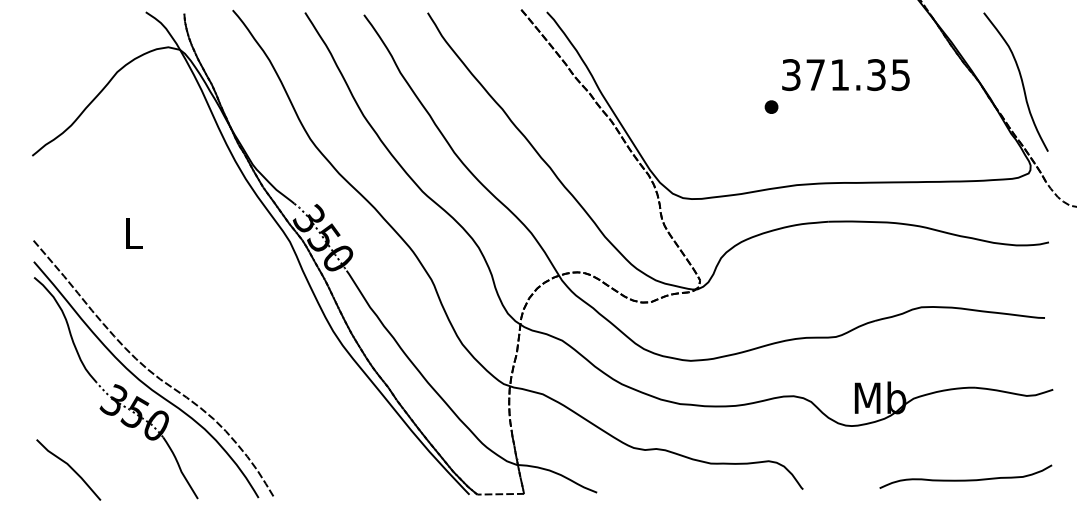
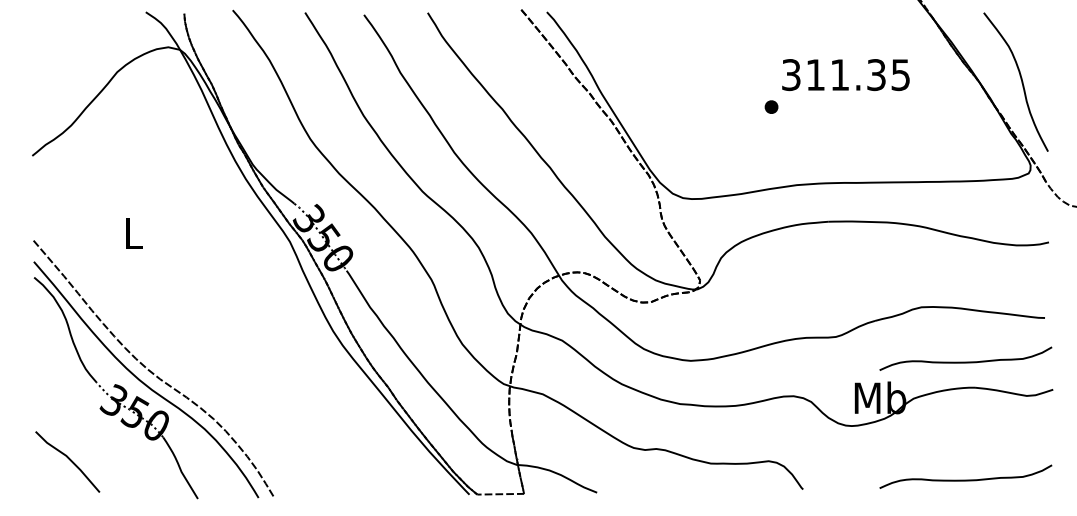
text: 371.35 -> 311.35 (815, 74)
curve: none -> present (965, 361)
curve position: (69, 467) -> (68, 459) (68, 459)
